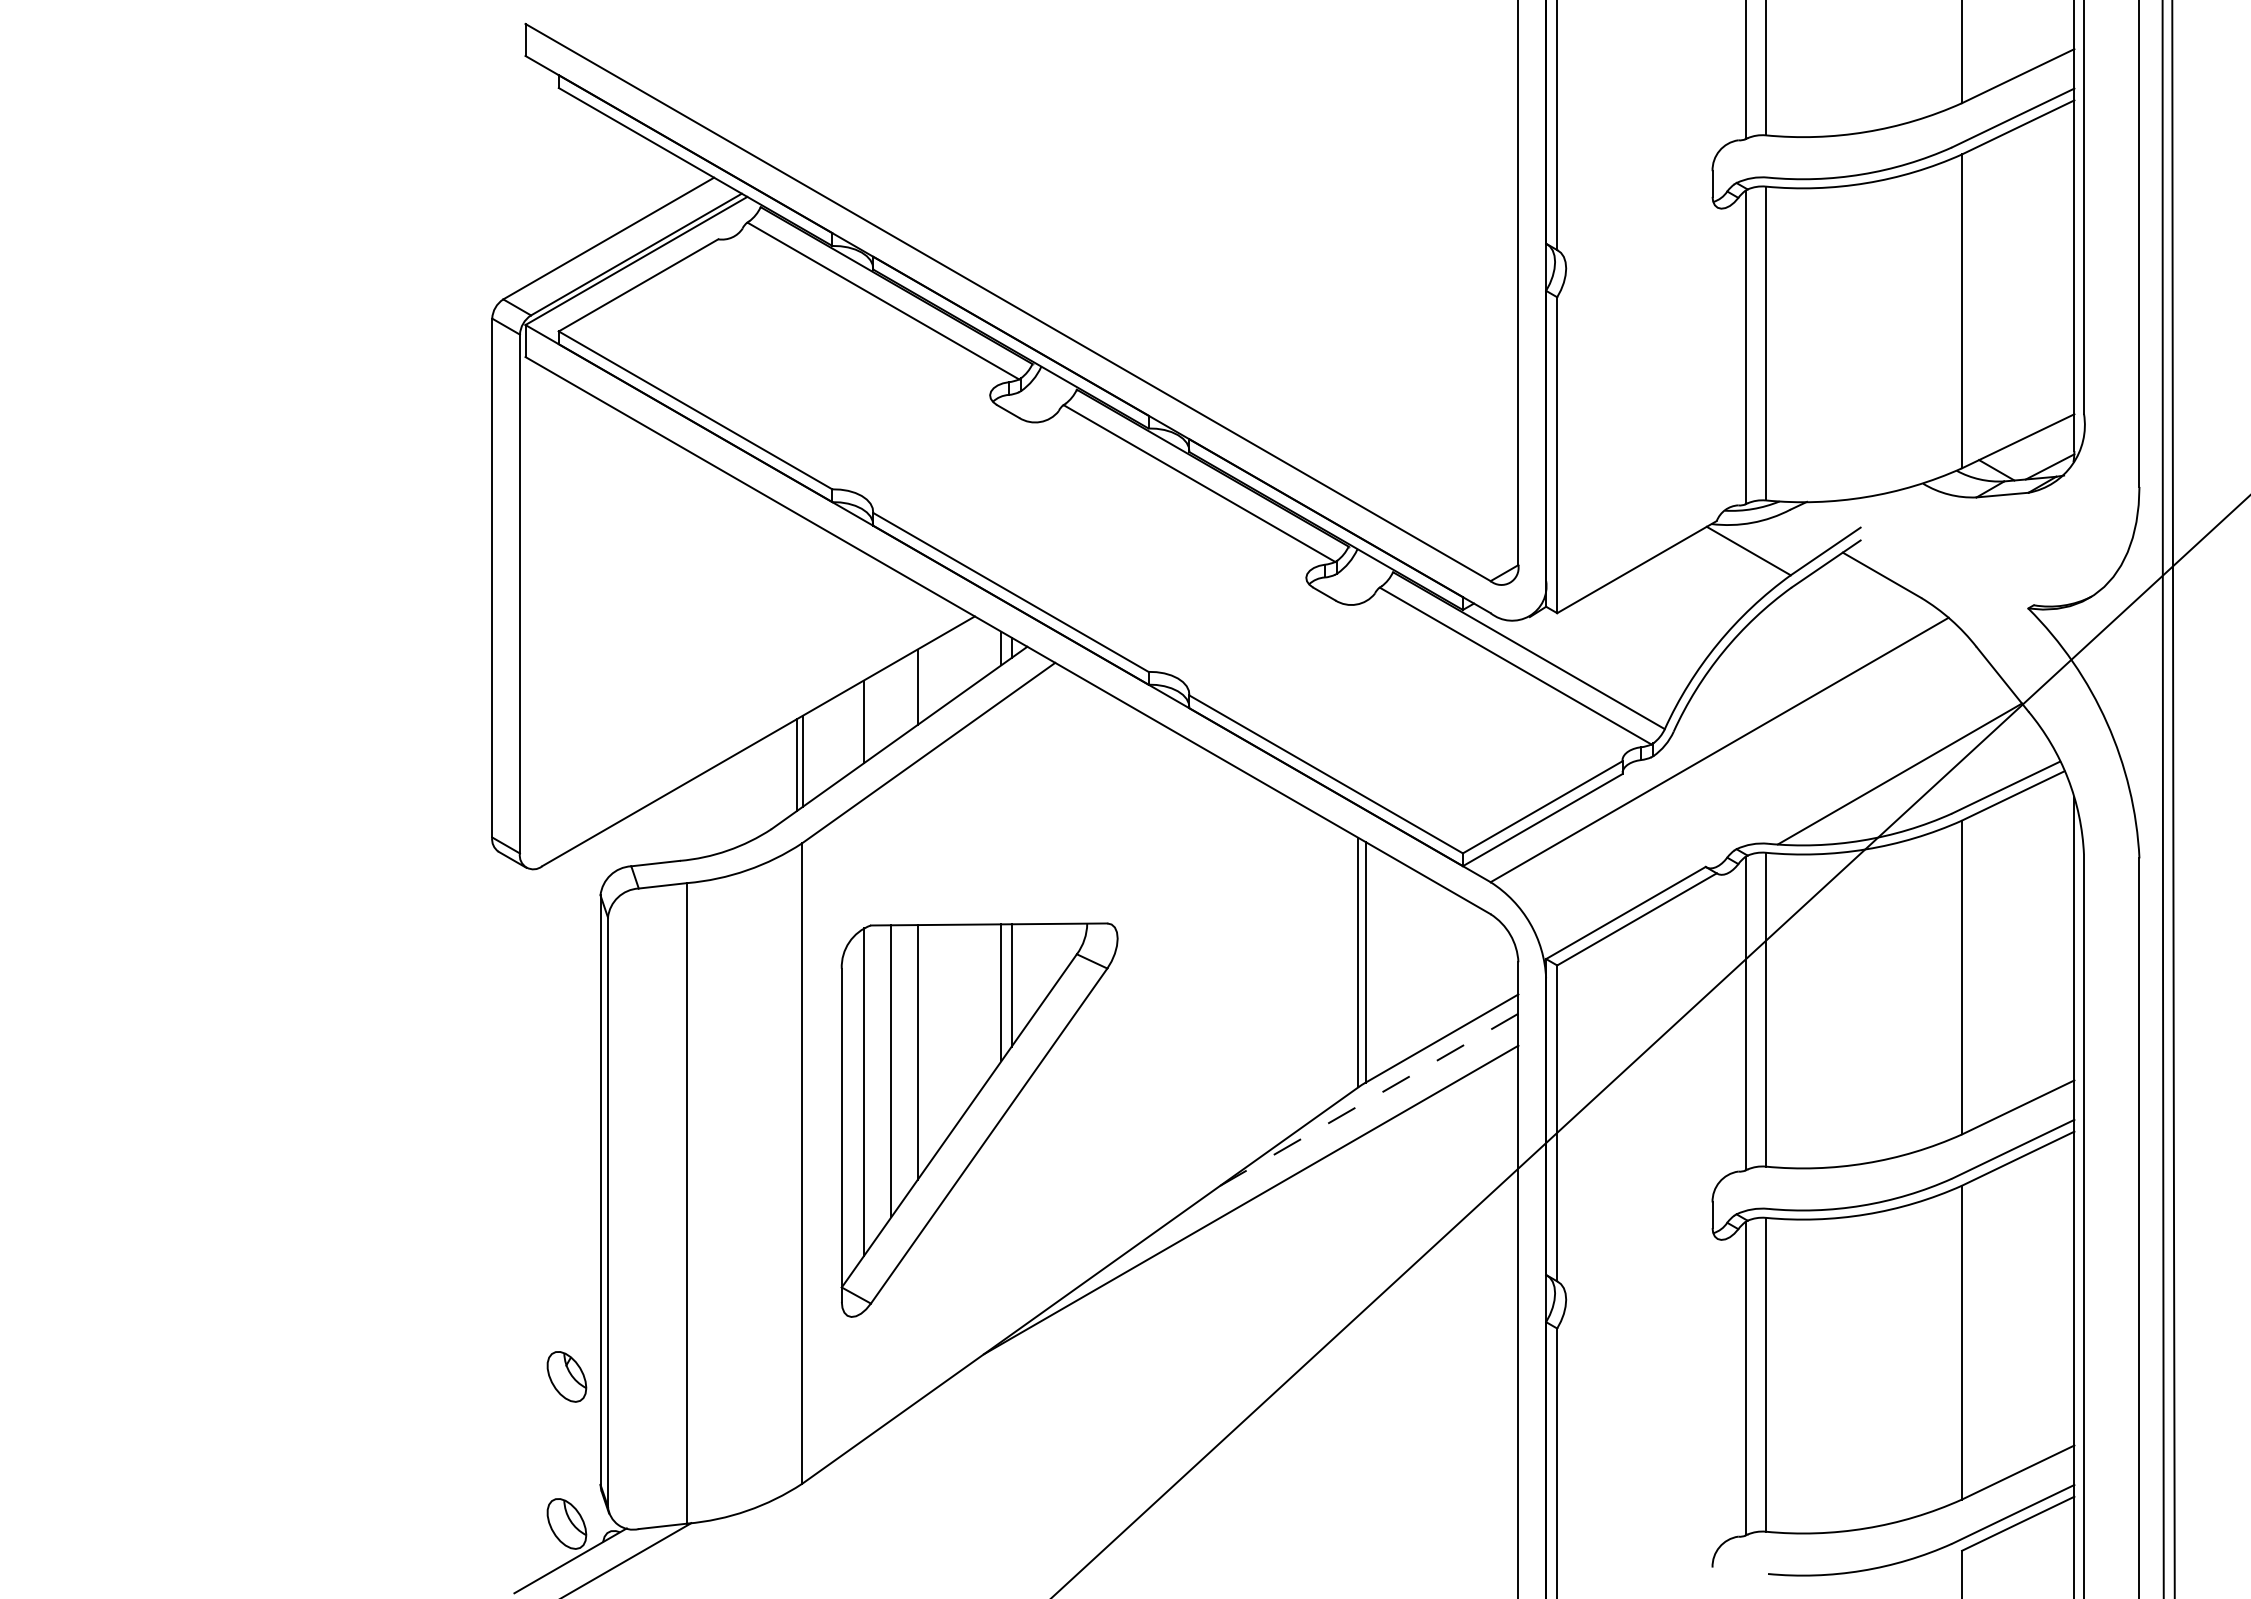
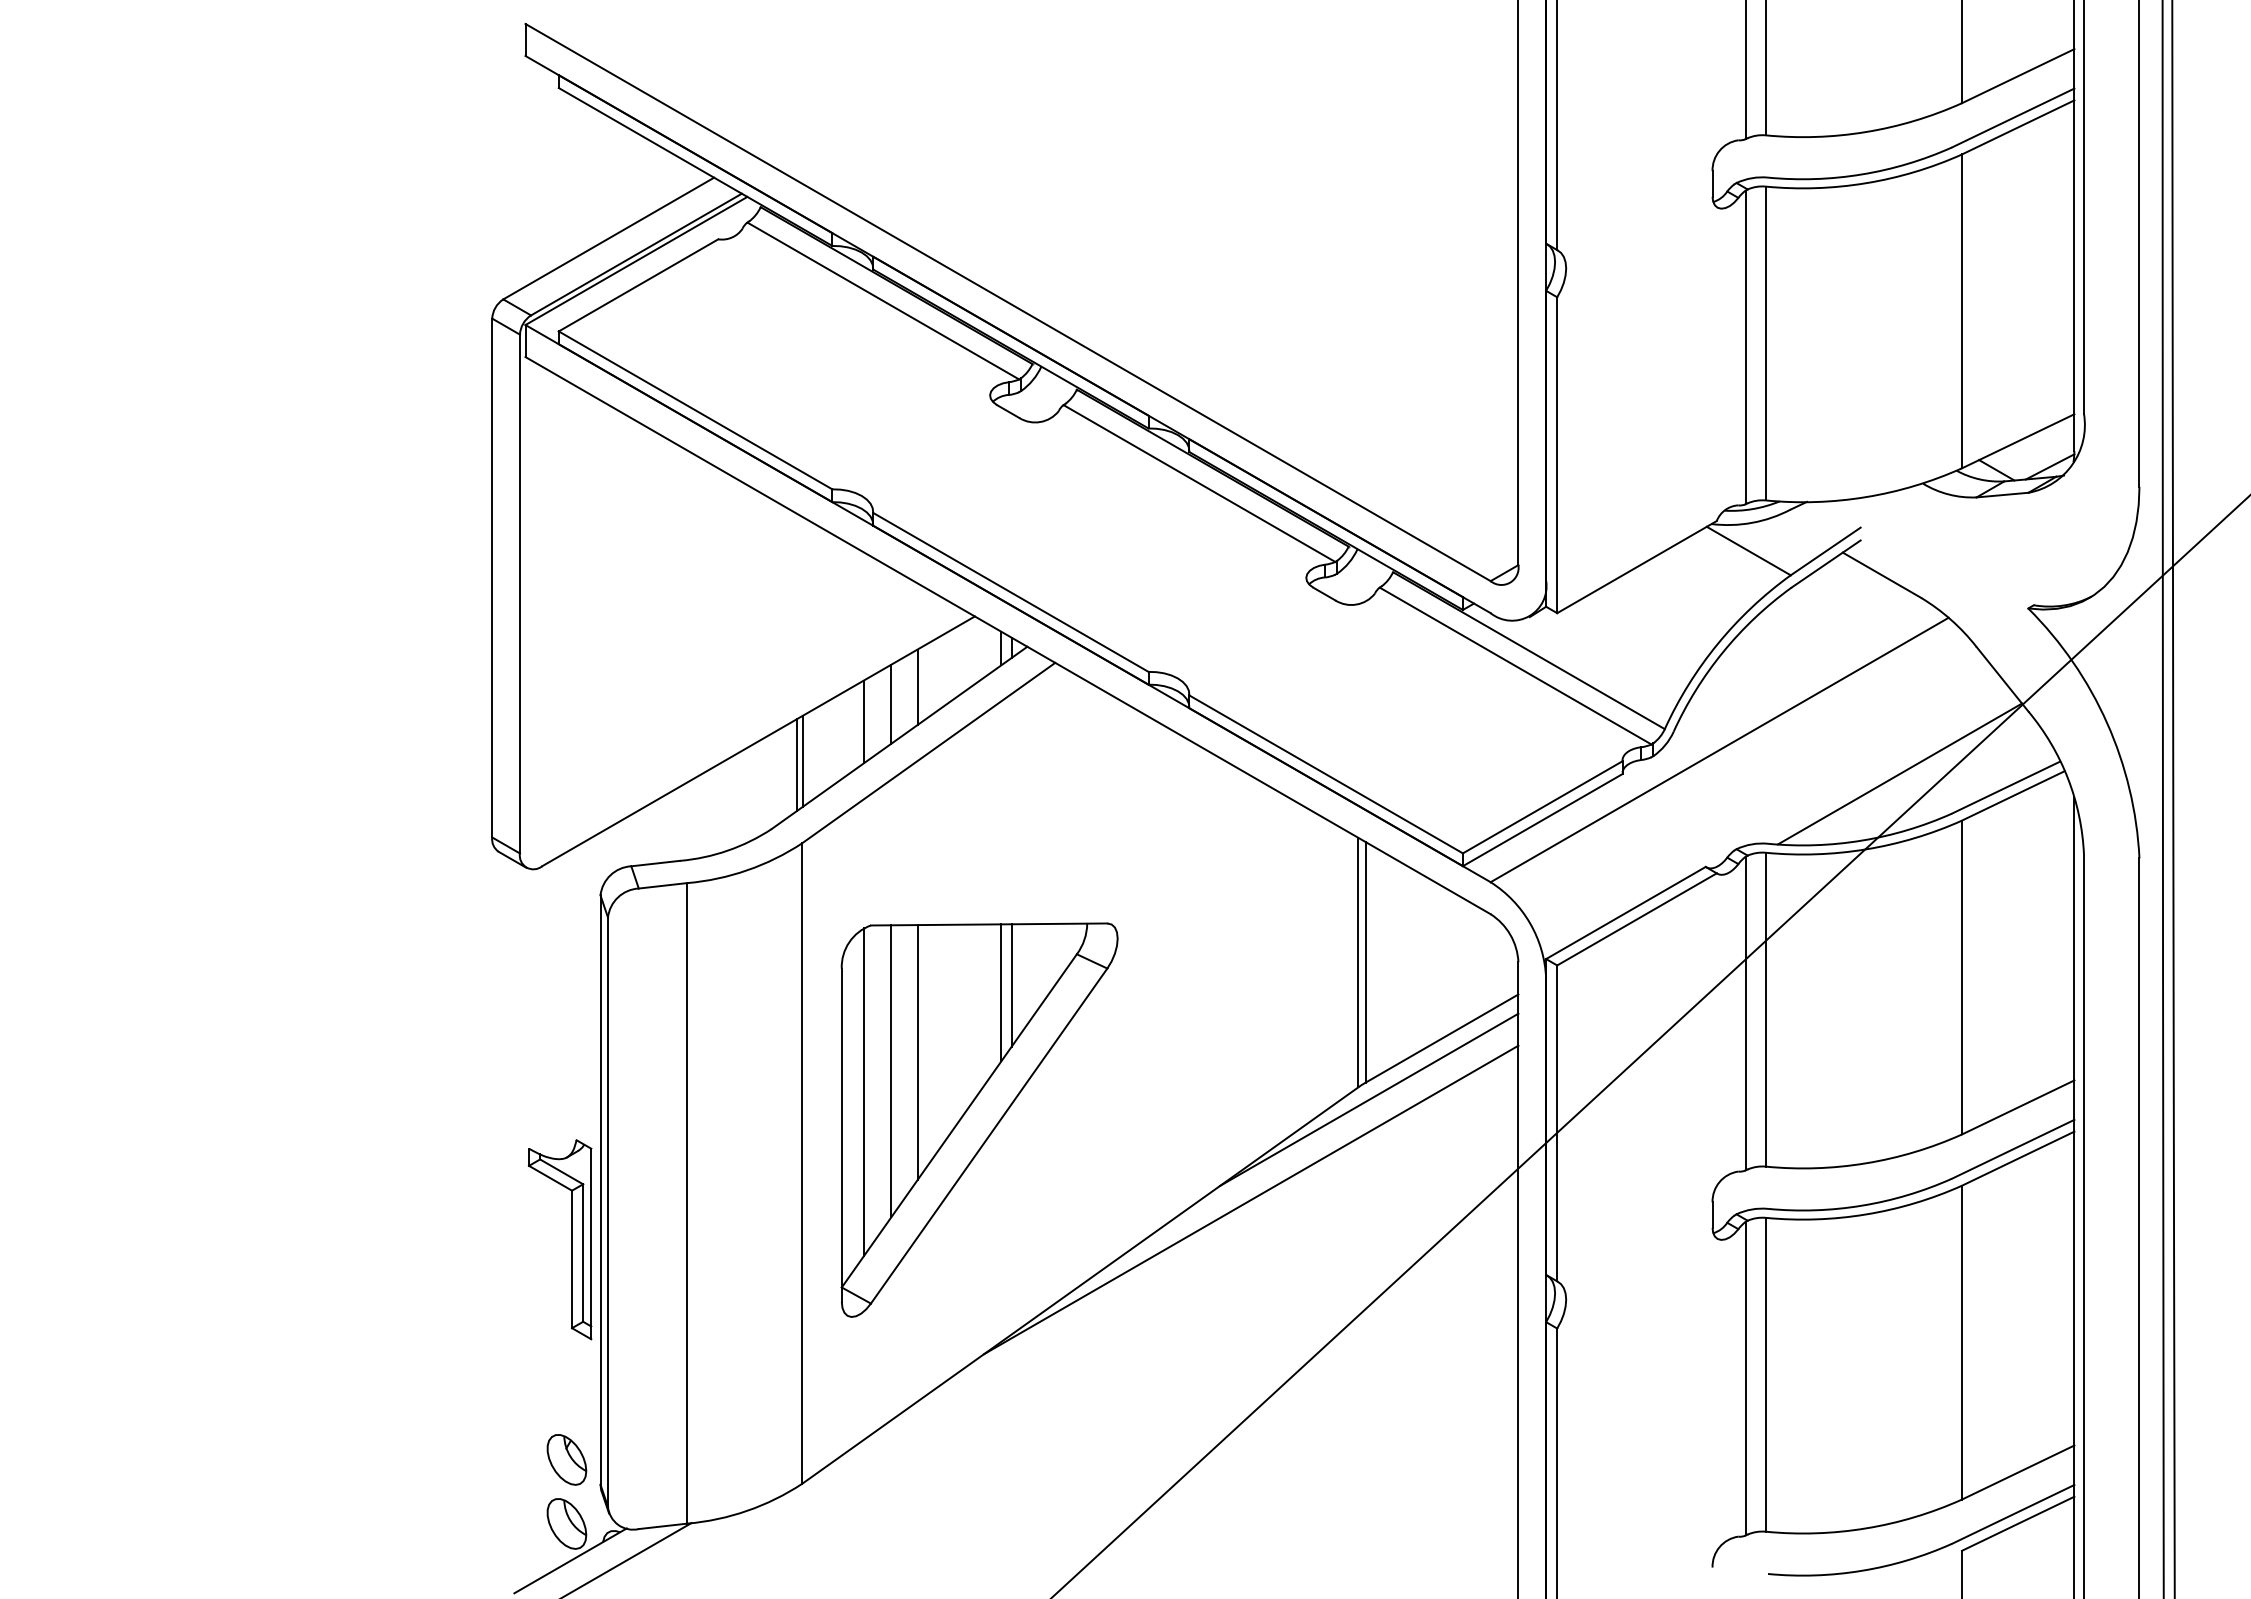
line: none -> present (891, 703)
line: dashed -> solid (1368, 1100)
part: none -> present (571, 1239)
part position: (566, 1376) -> (566, 1459) (566, 1459)
